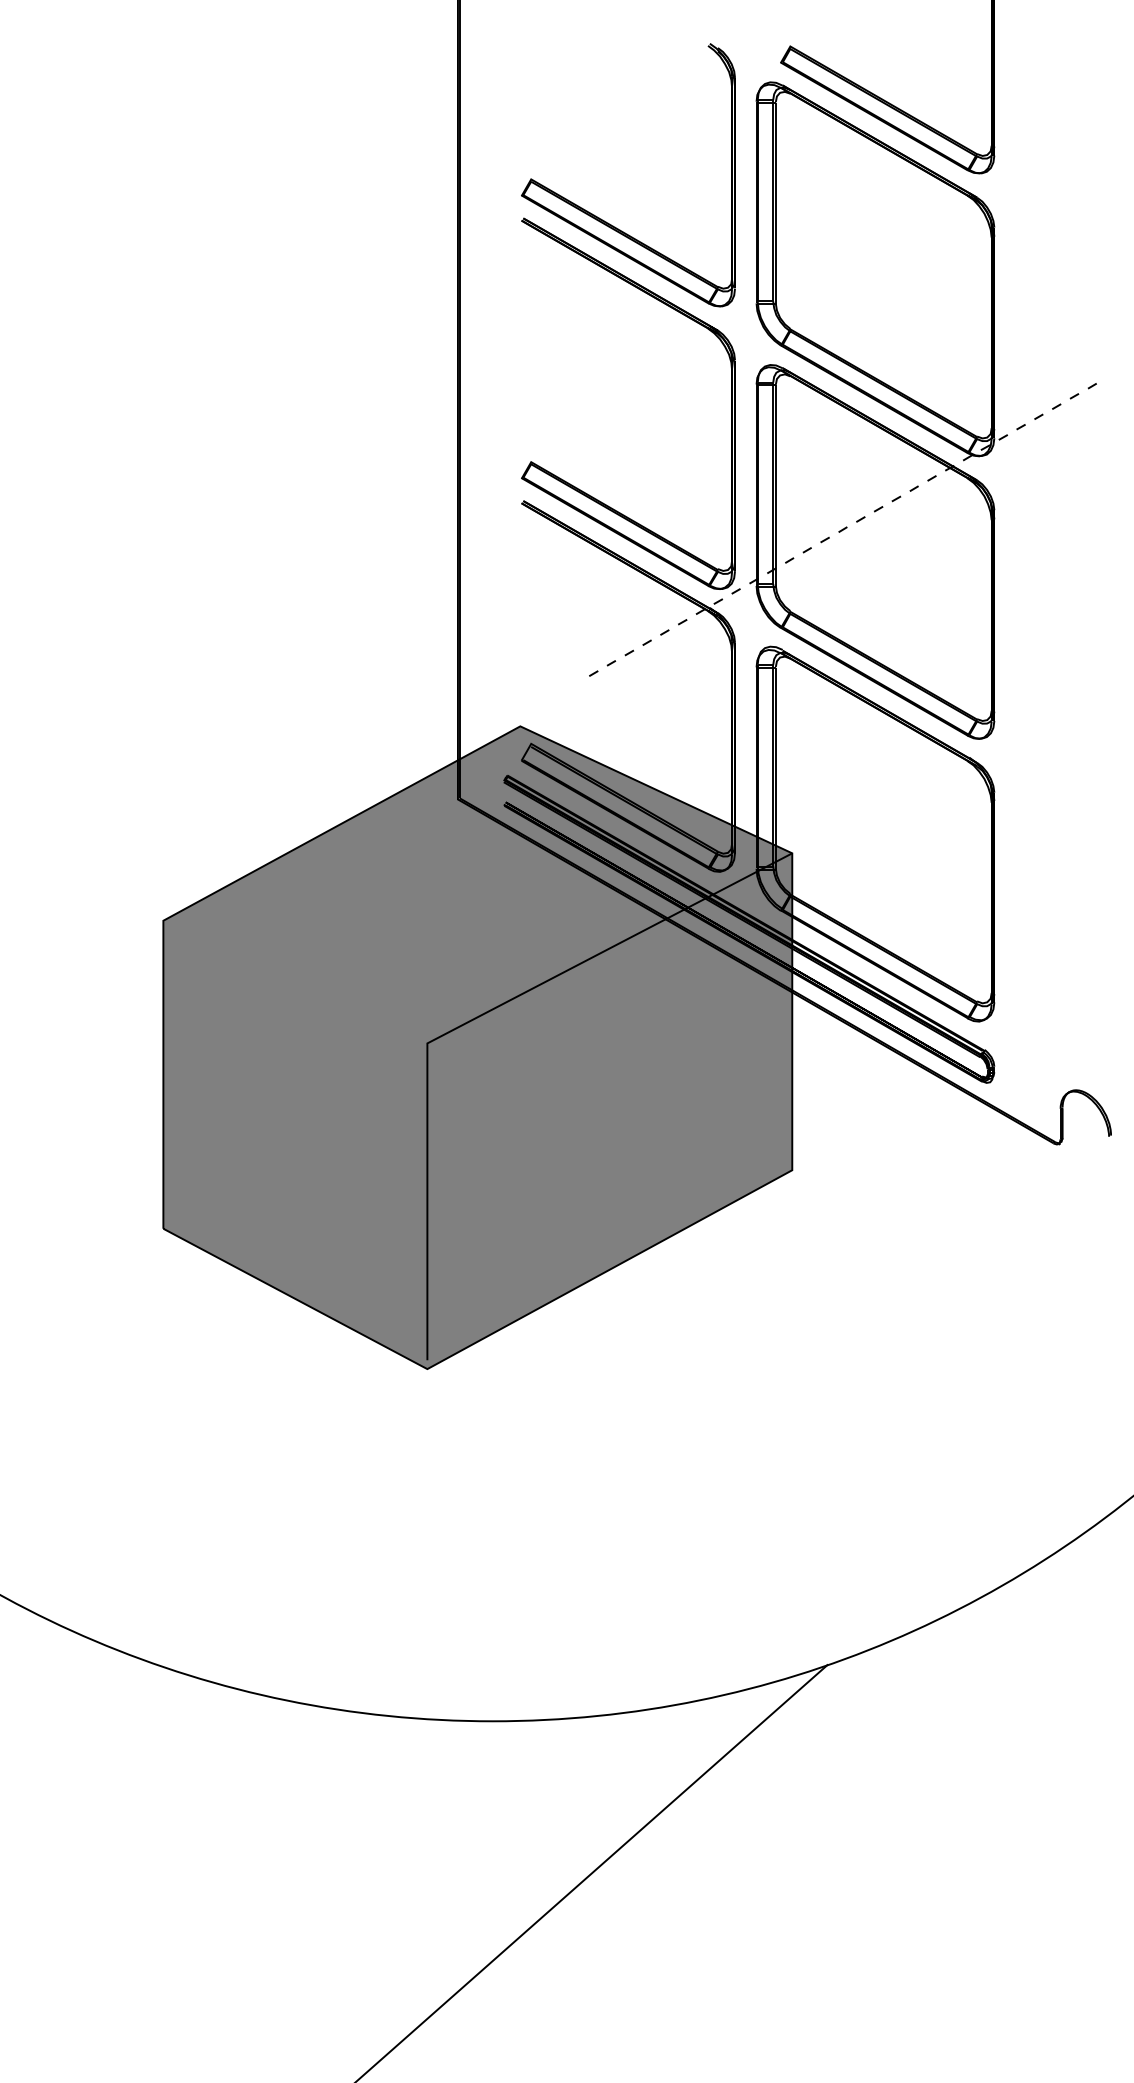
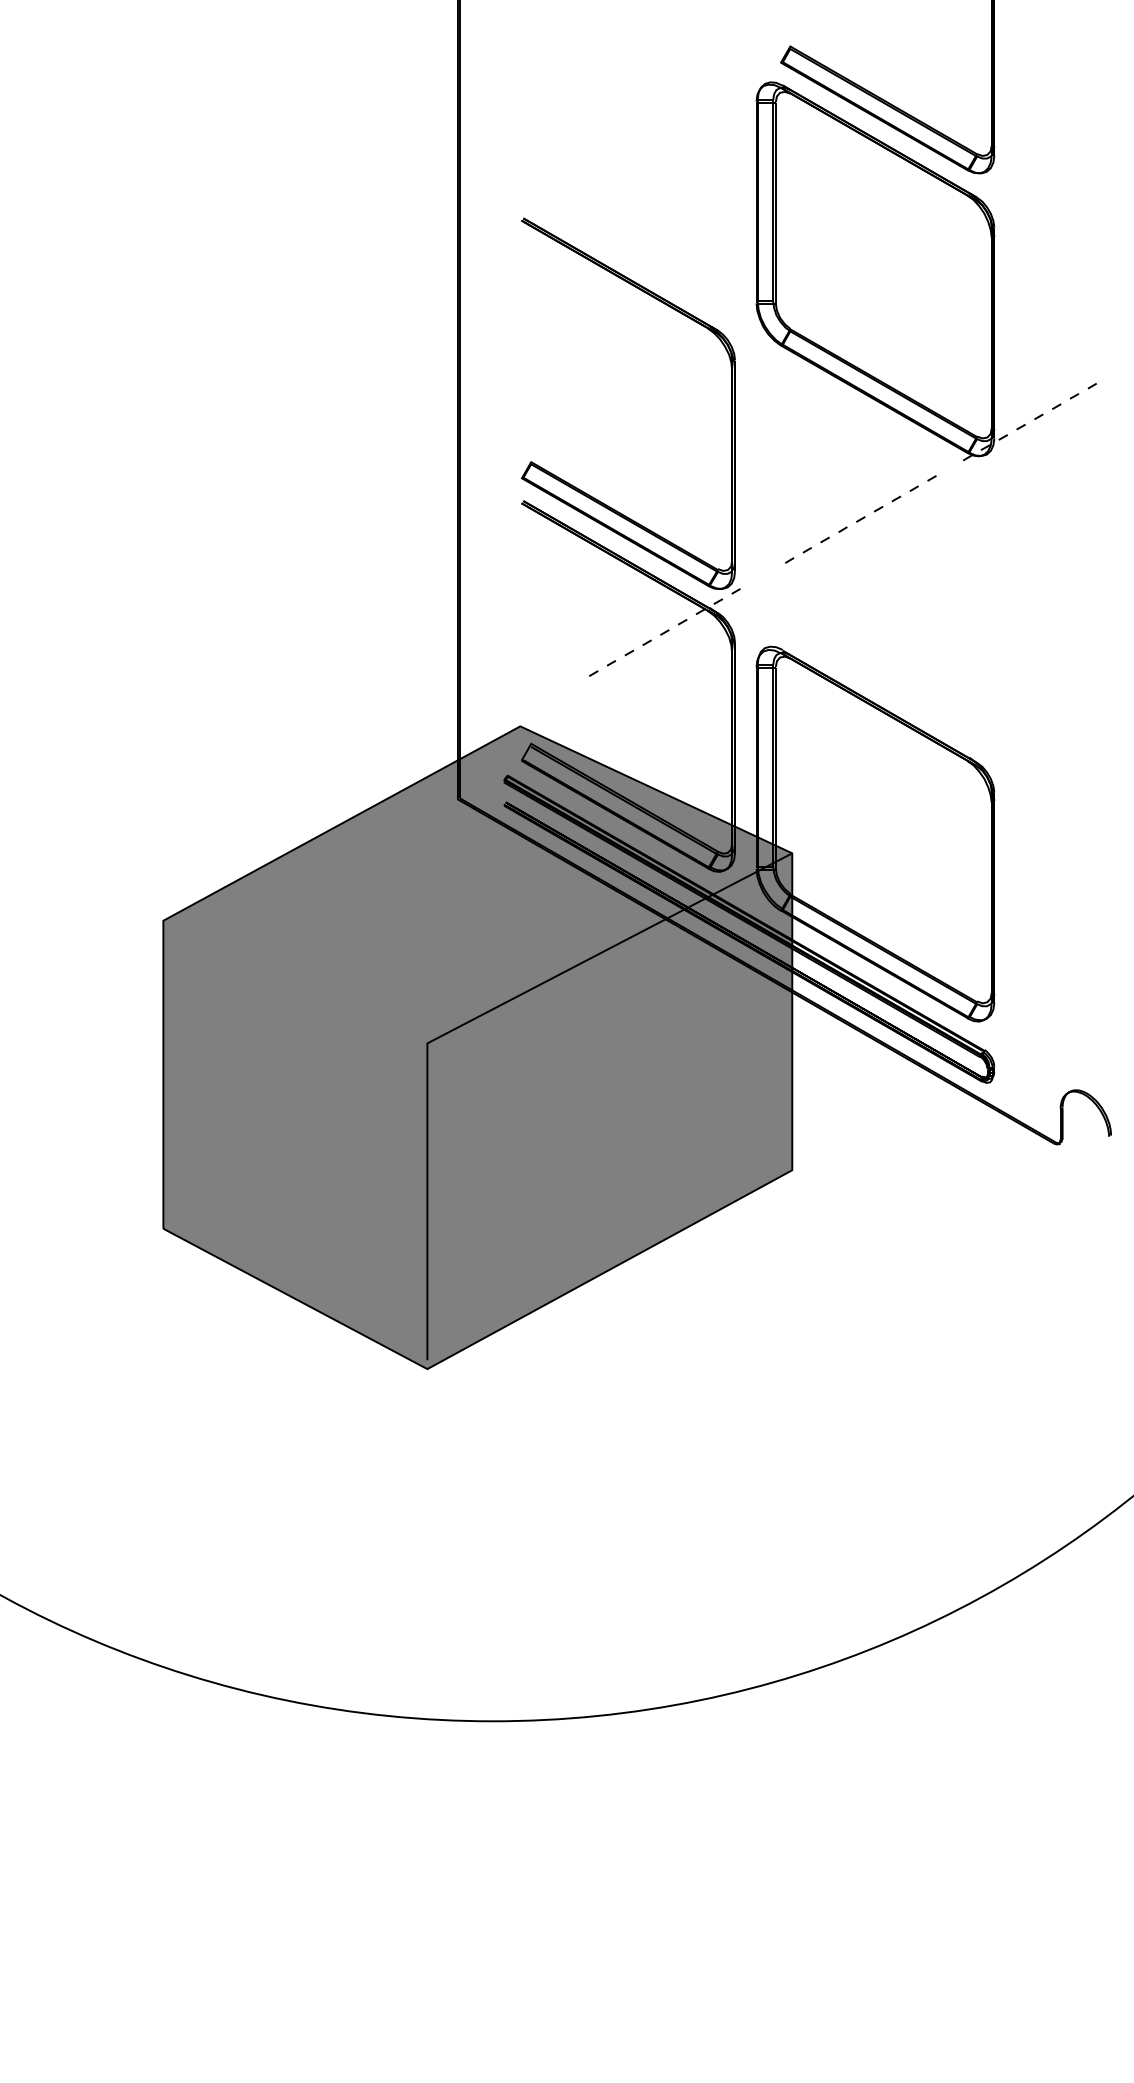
part: present -> none (601, 218)
part: present -> none (872, 551)
line: present -> none (592, 1872)
